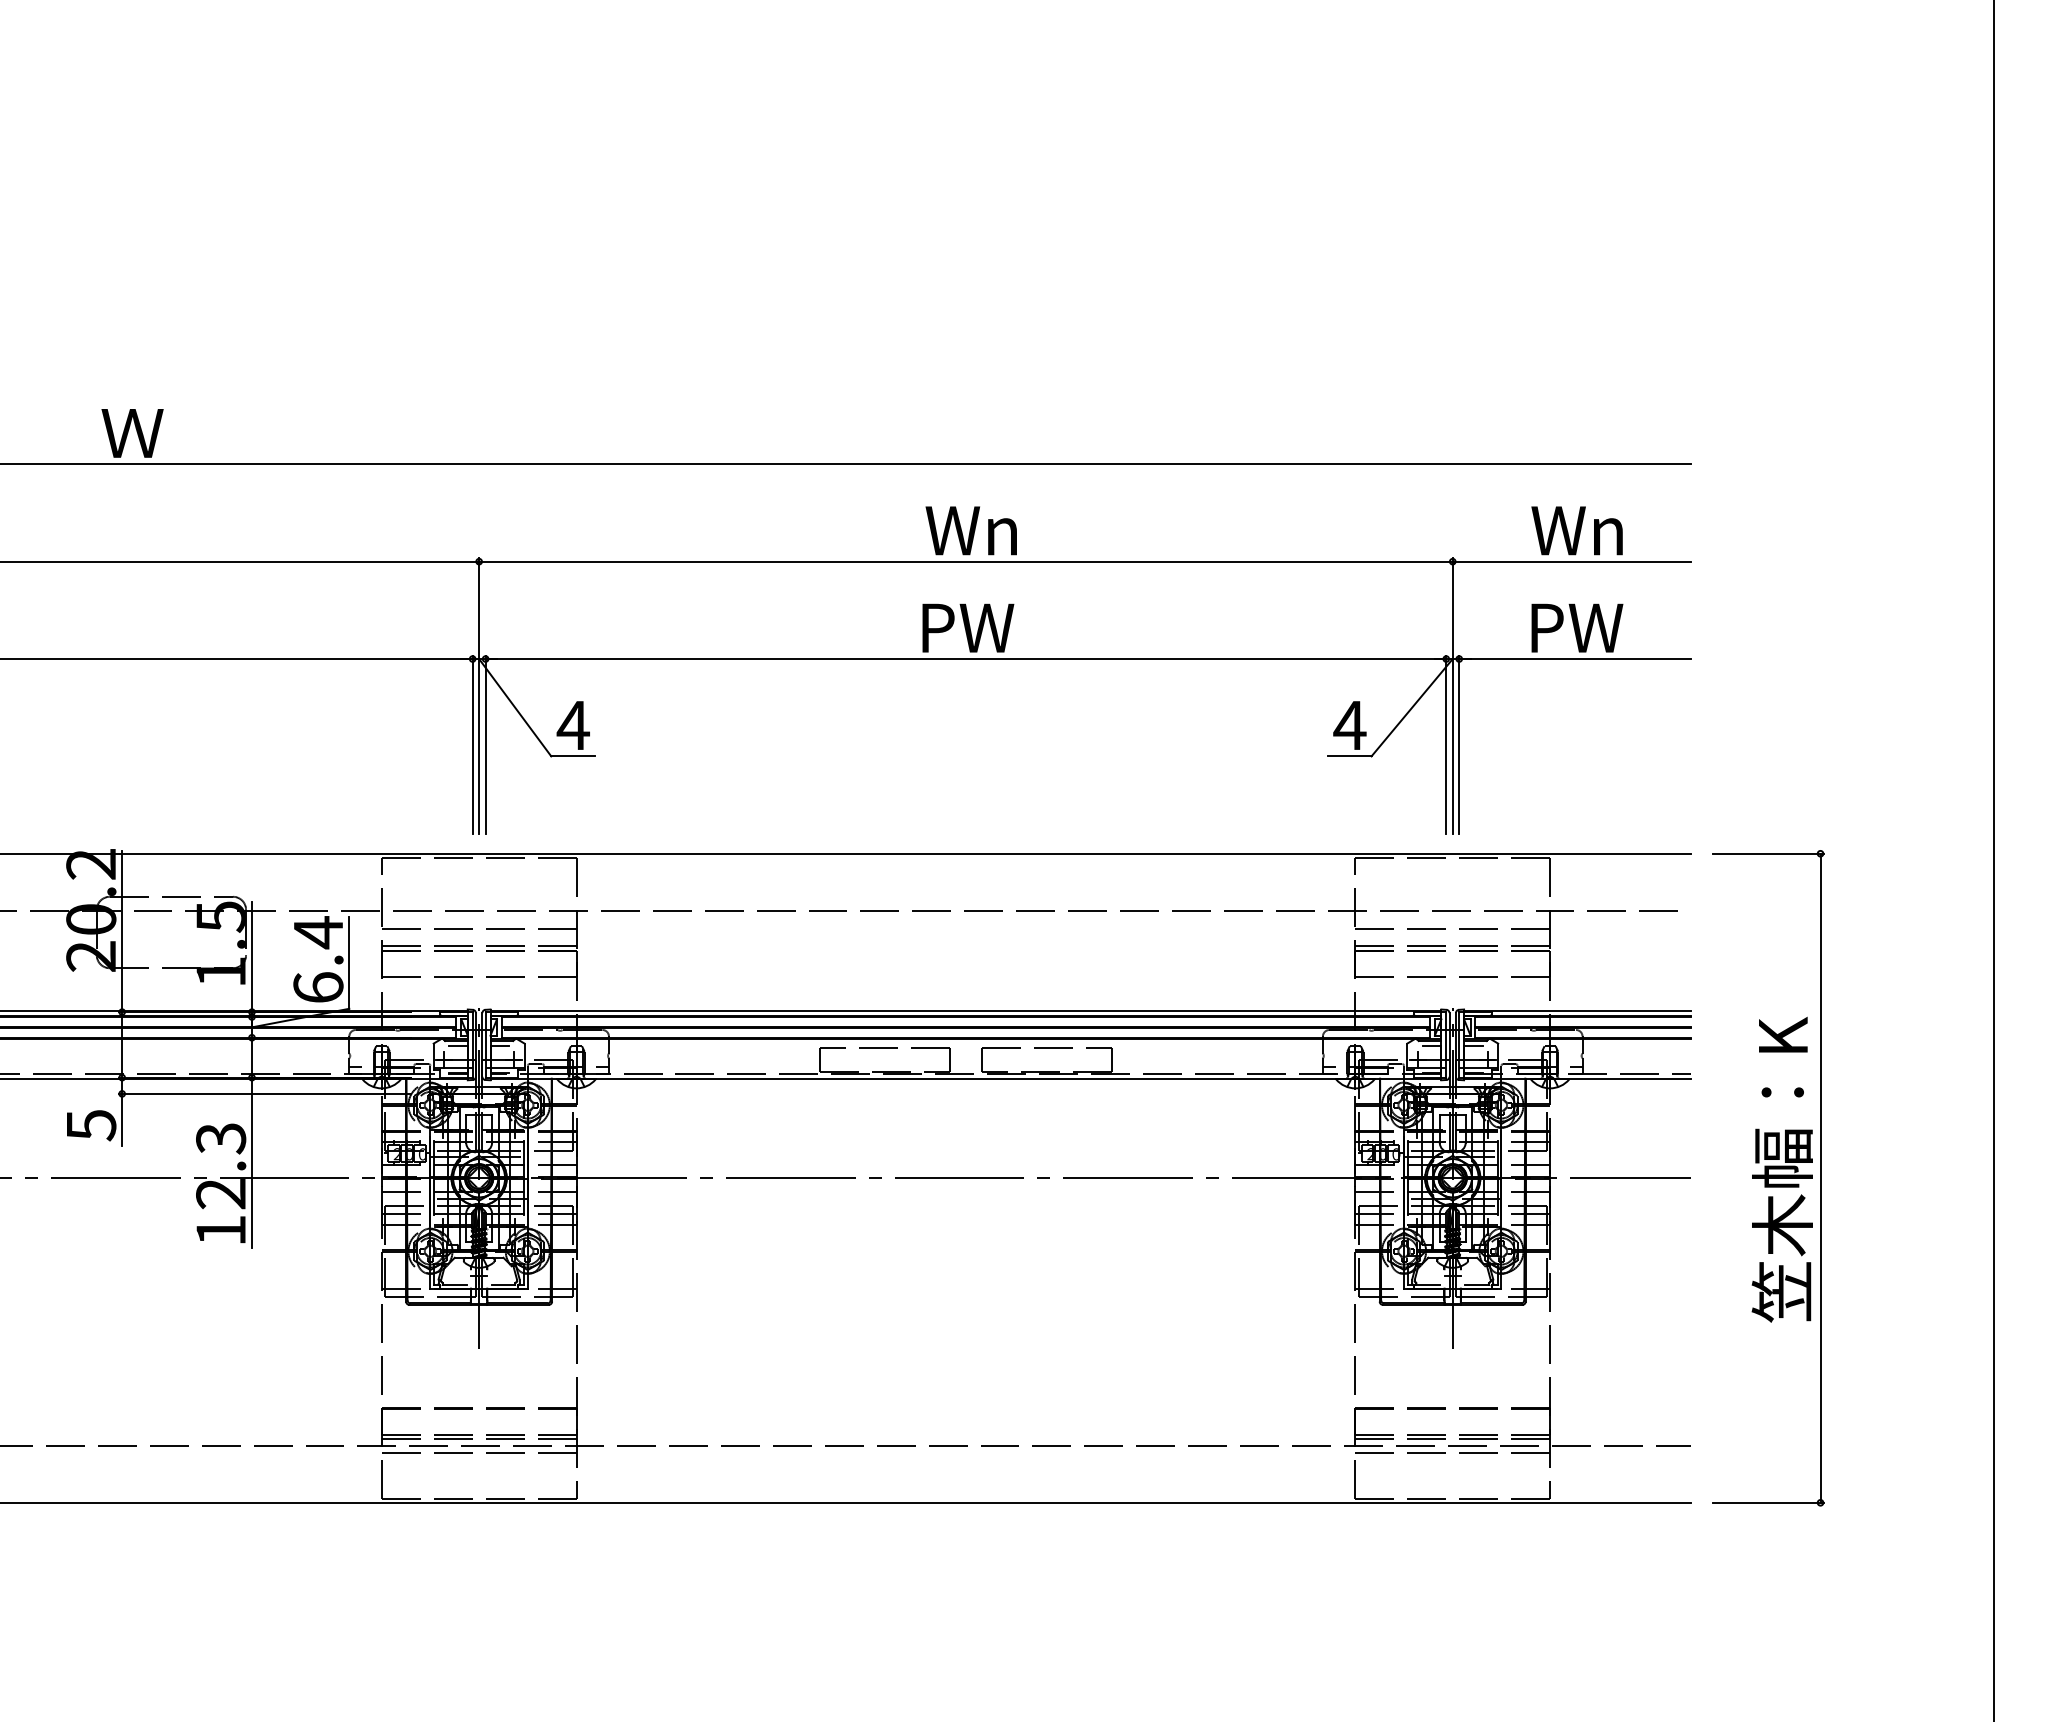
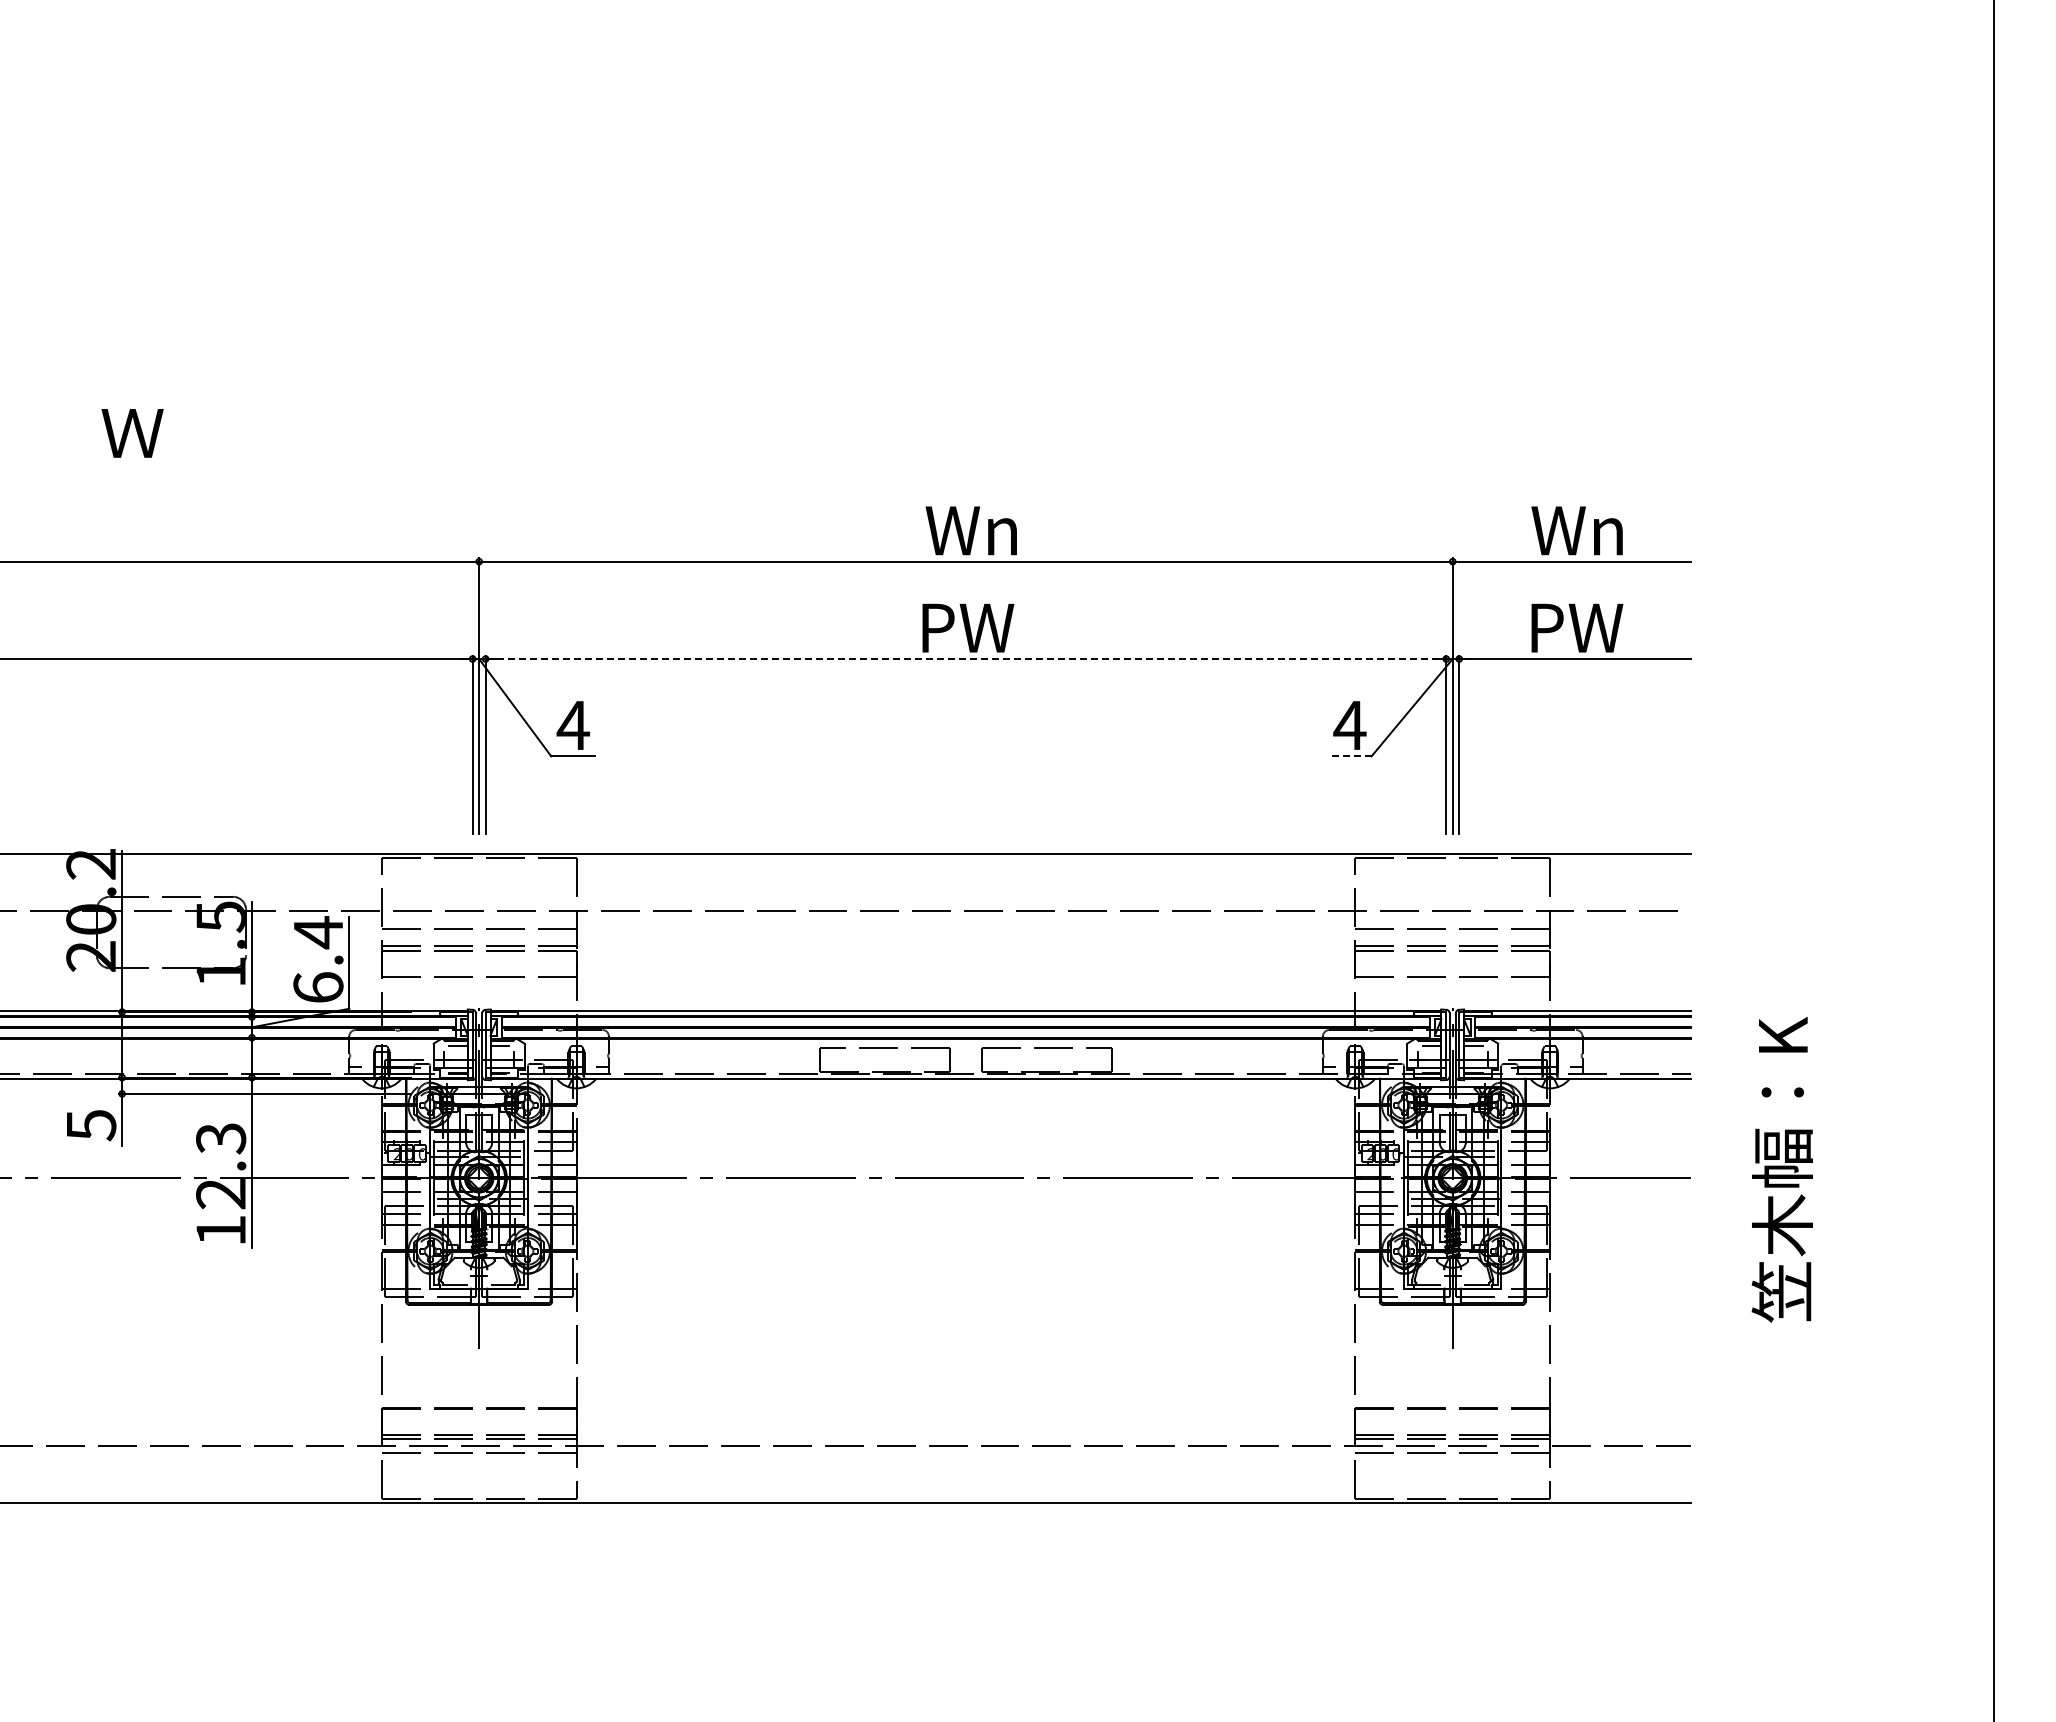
line: present -> none (846, 464)
line: solid -> dashed (966, 659)
line: solid -> dashed (1349, 756)
part: present -> none (1820, 1178)
